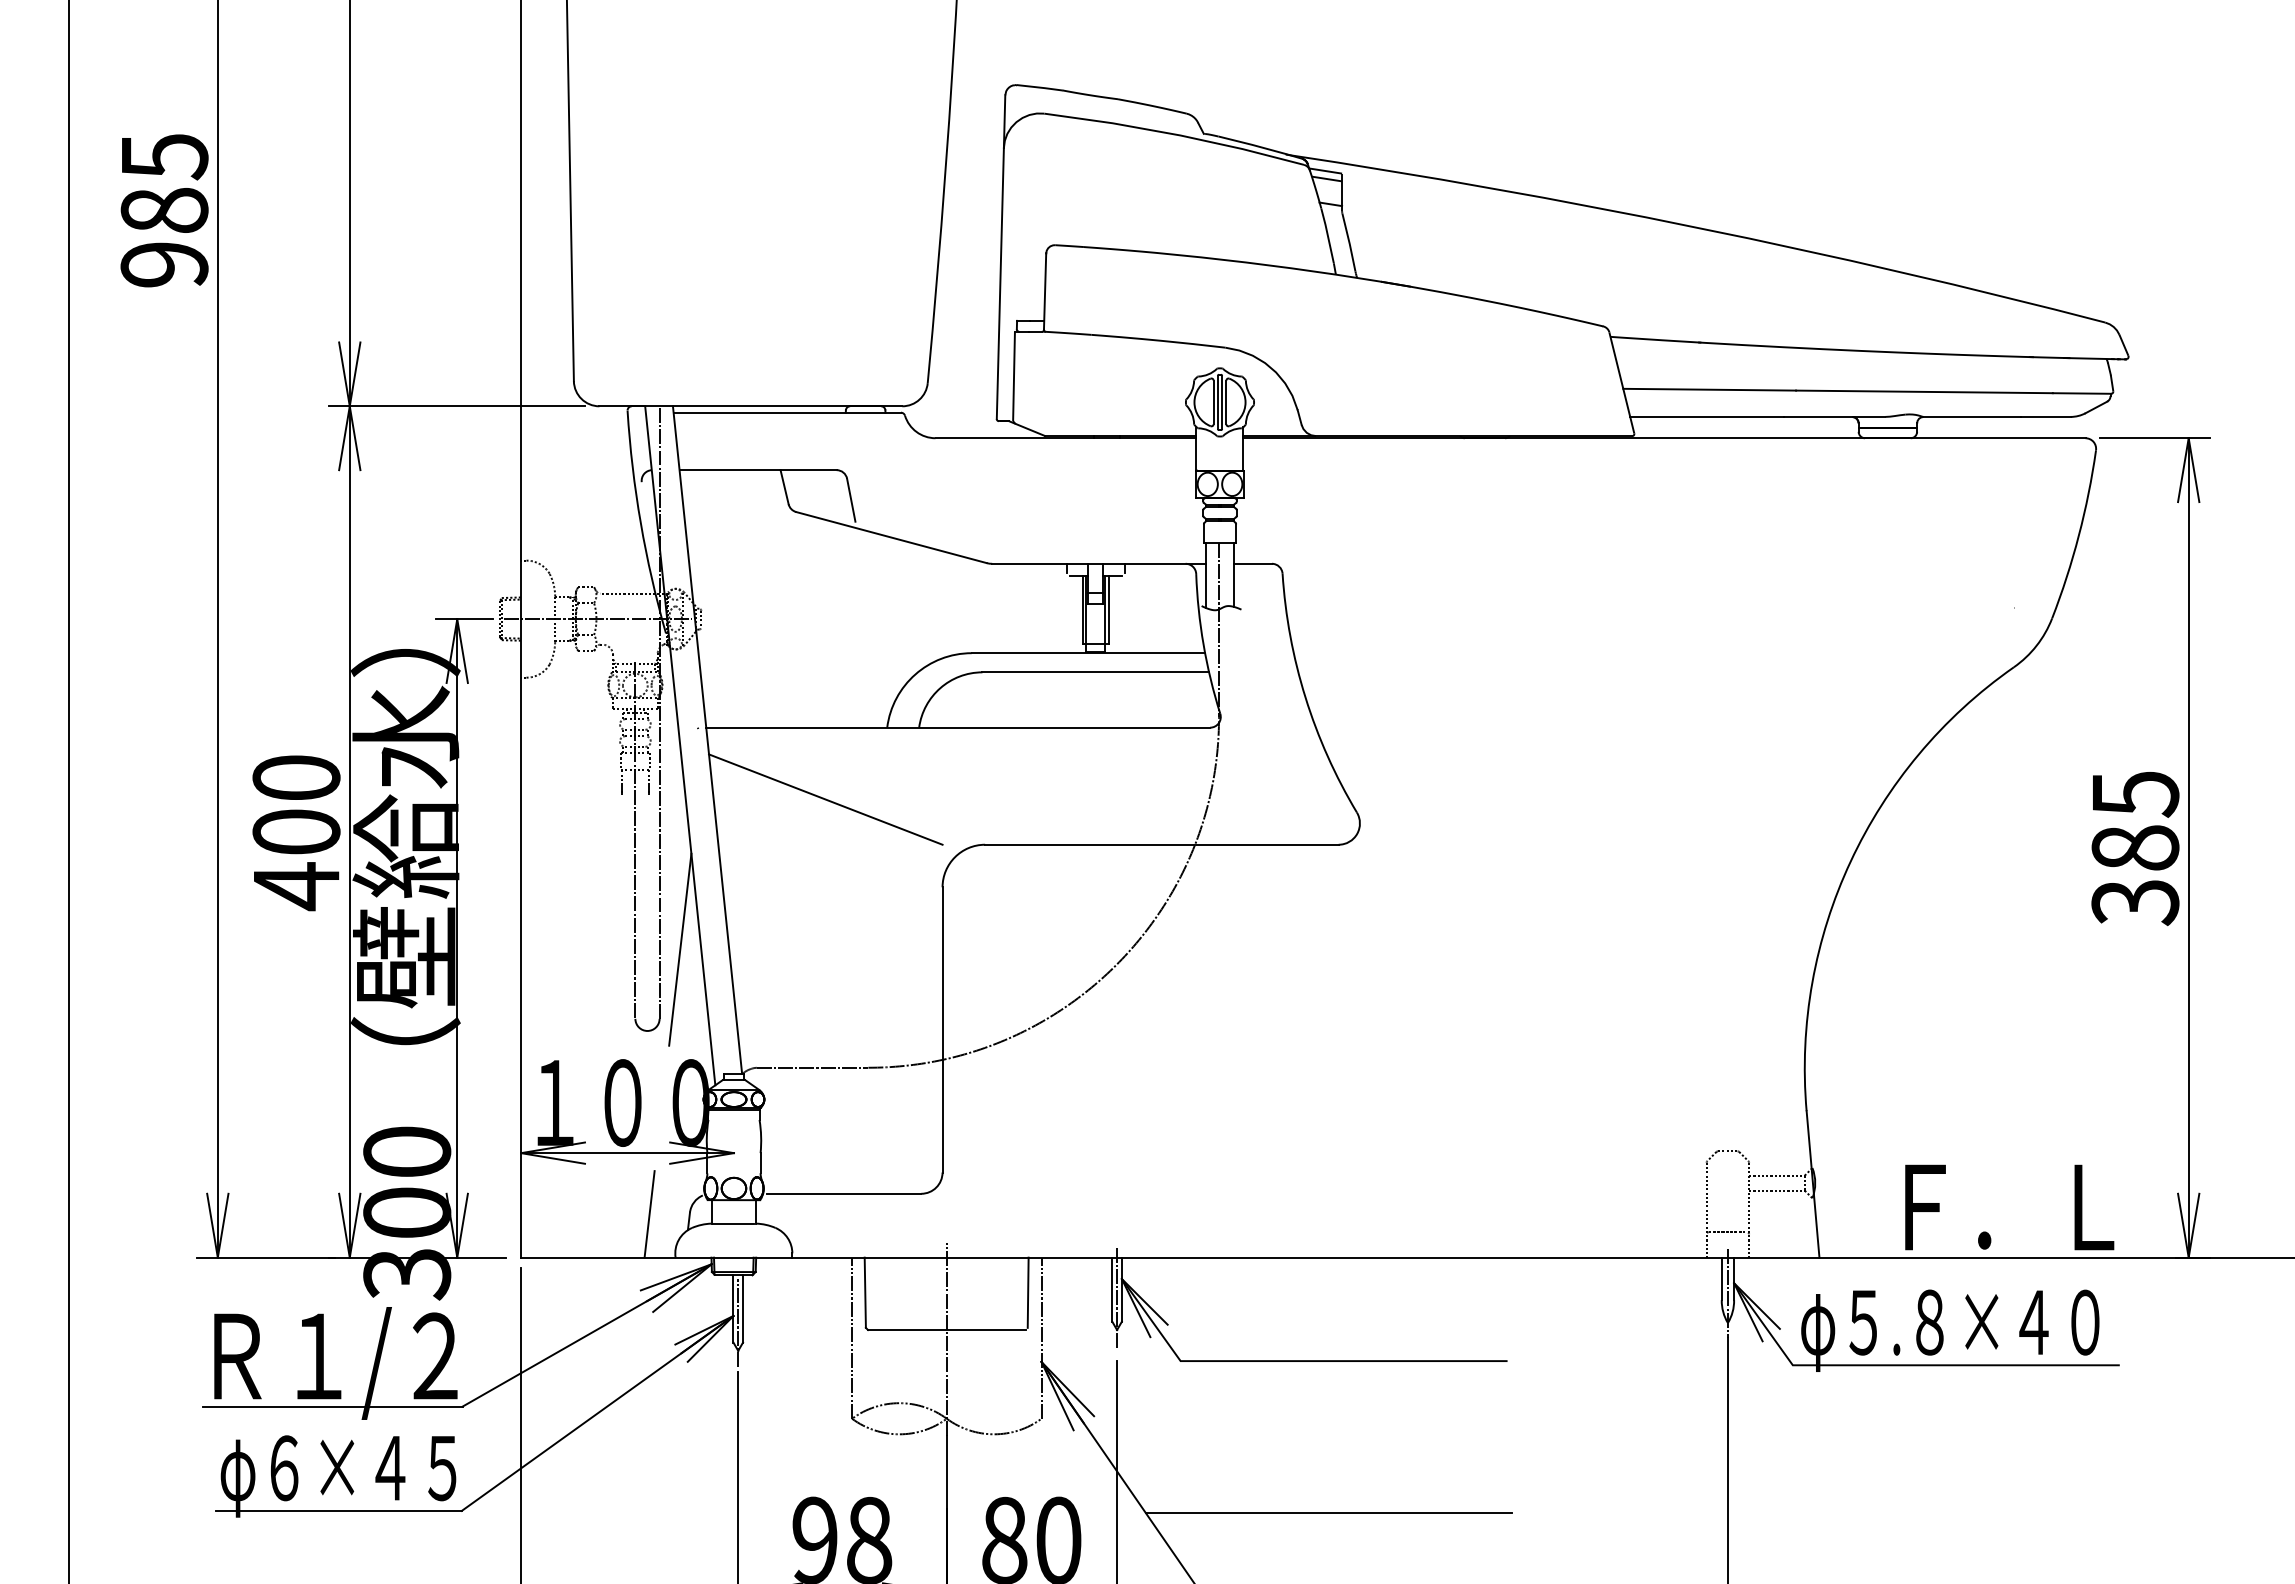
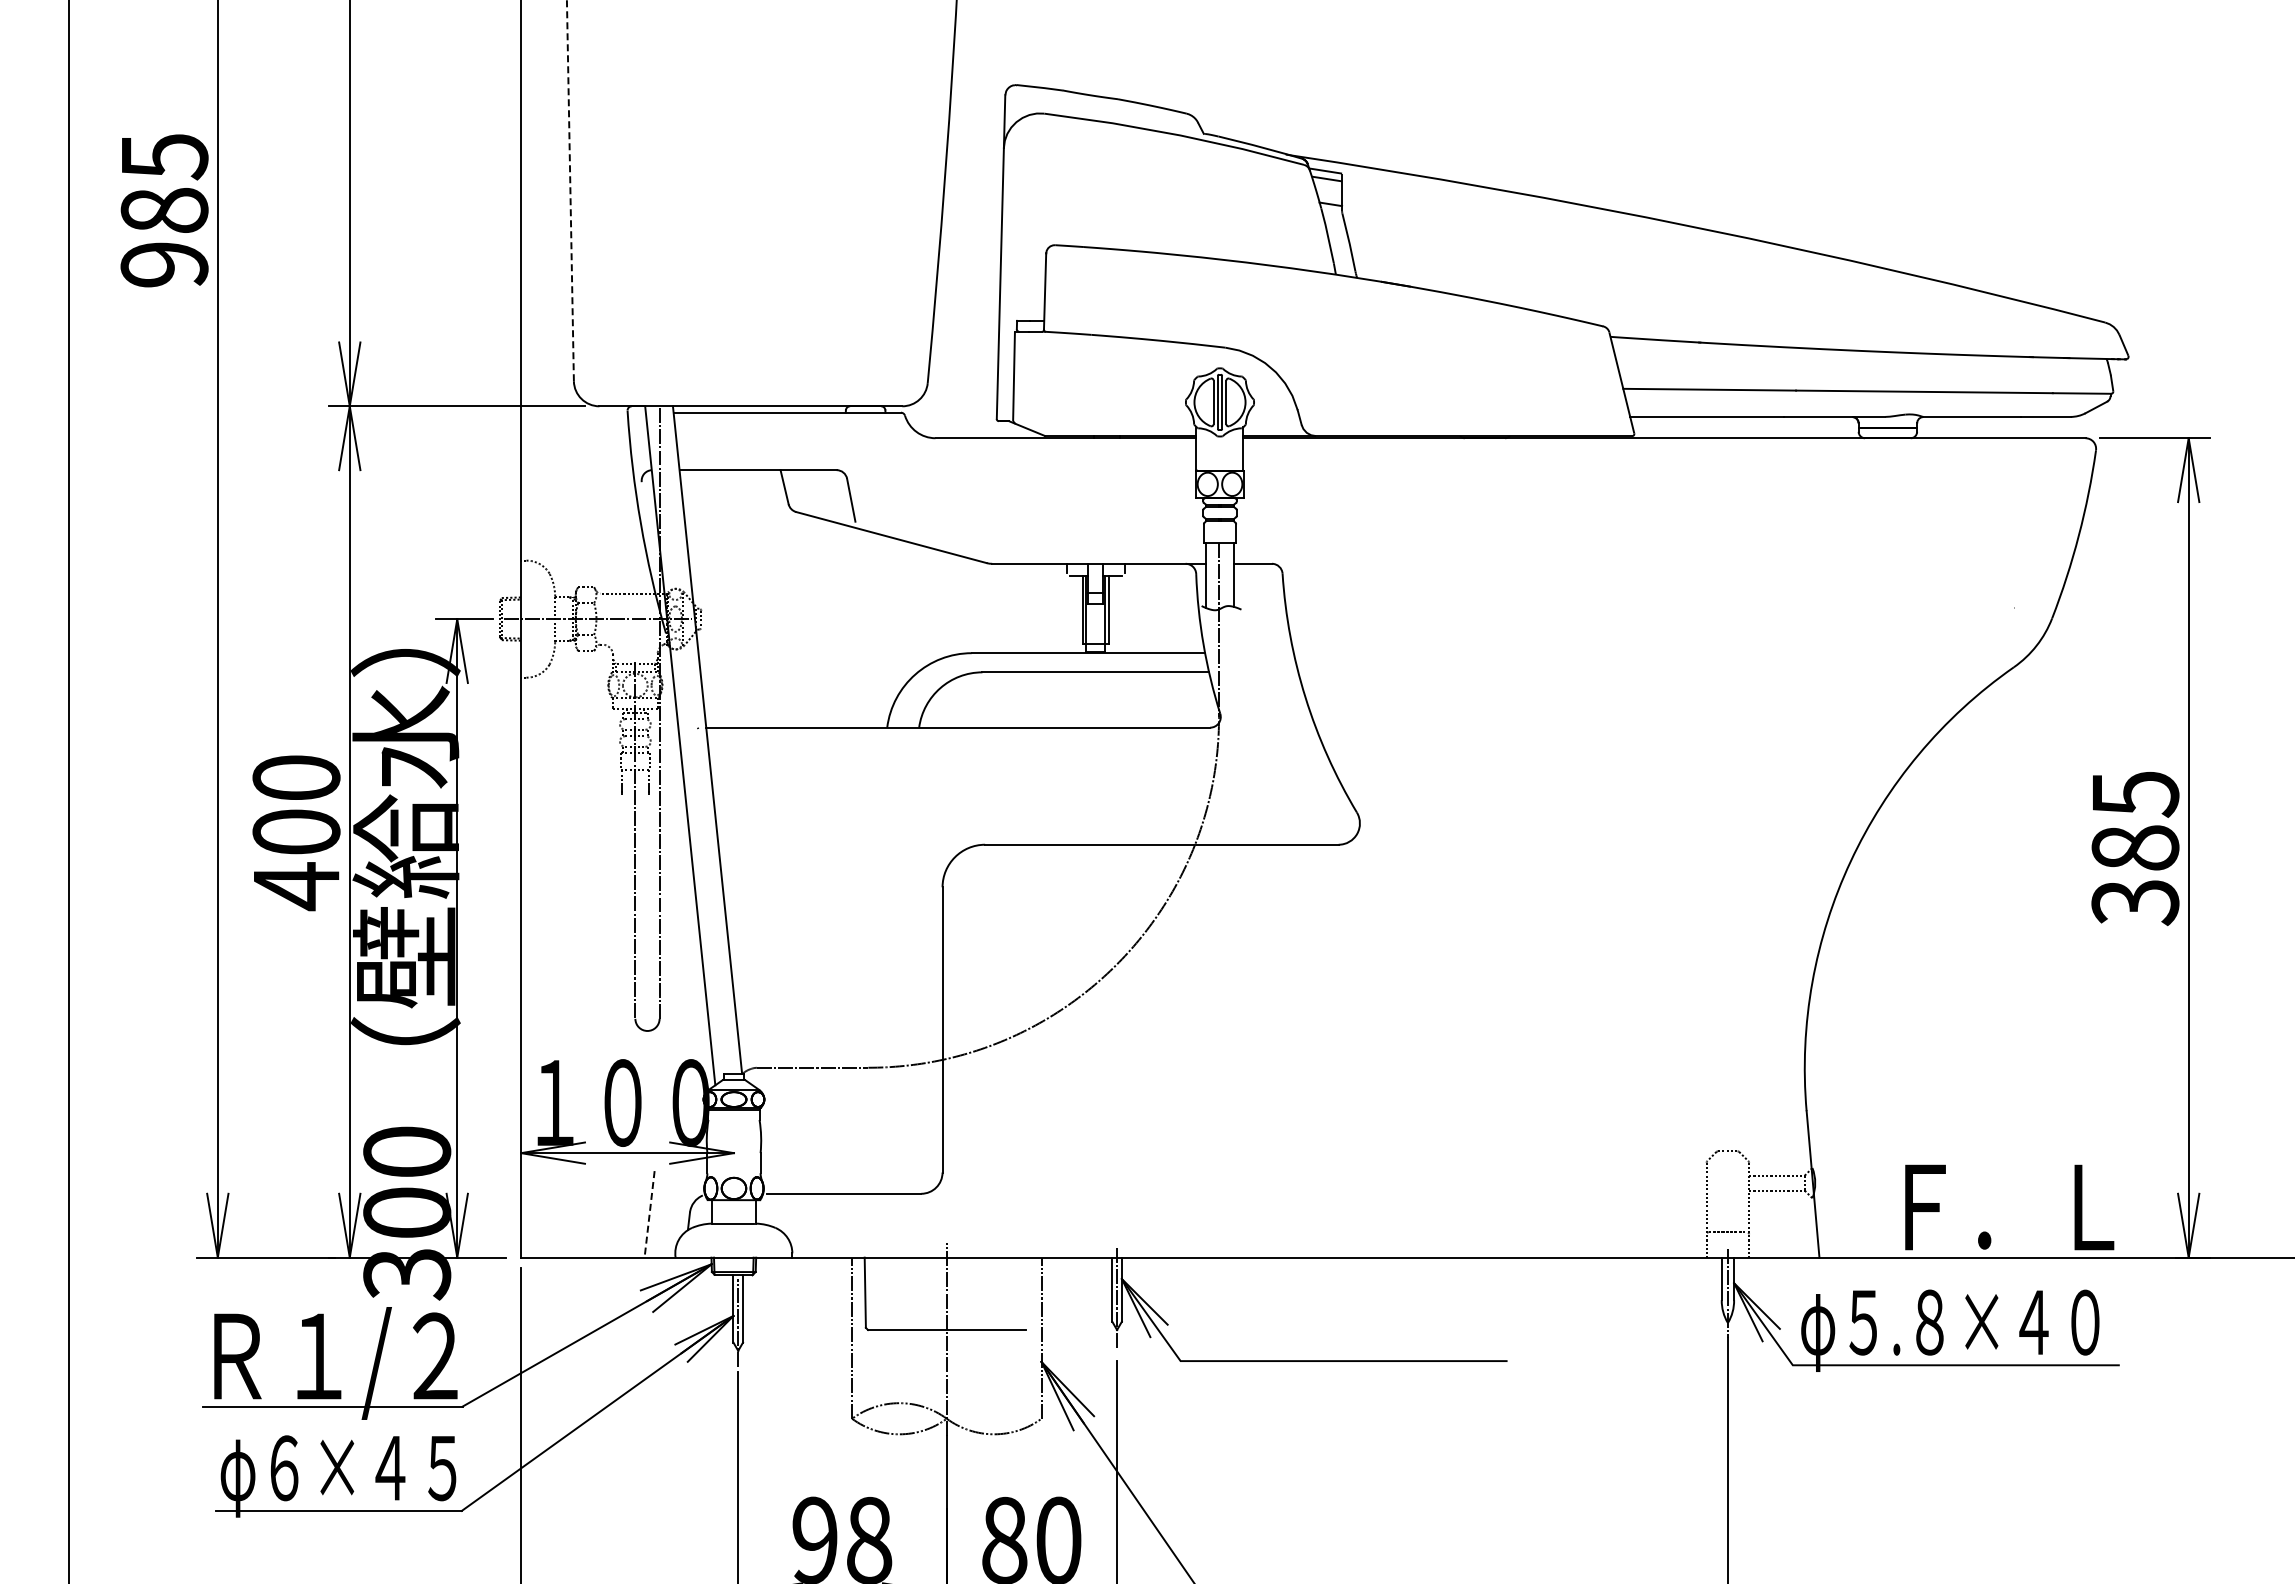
line: solid -> dashed (570, 190)
line: present -> none (825, 799)
line: present -> none (680, 949)
line: solid -> dashed (649, 1214)
line: present -> none (1027, 1292)
line: present -> none (1328, 1512)
